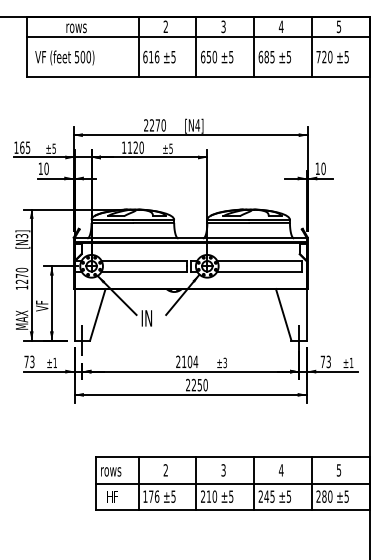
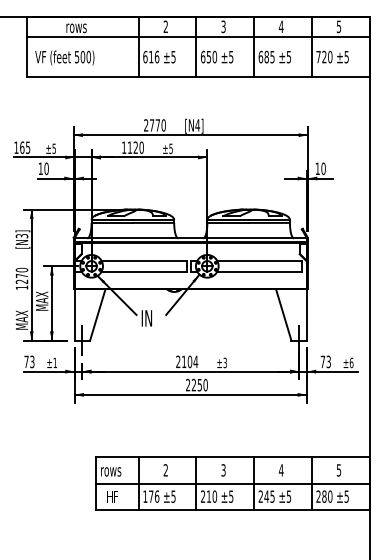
text: 2270 -> 2770 (151, 125)
text: VF -> MAX (42, 301)
text: ±1 -> ±6 (351, 362)
